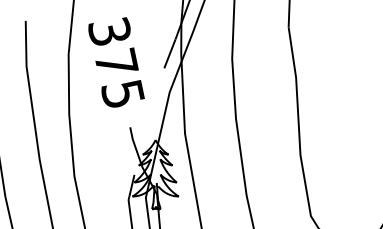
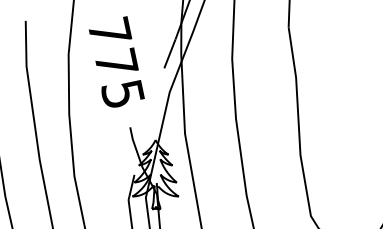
text: 375 -> 775 (110, 30)
